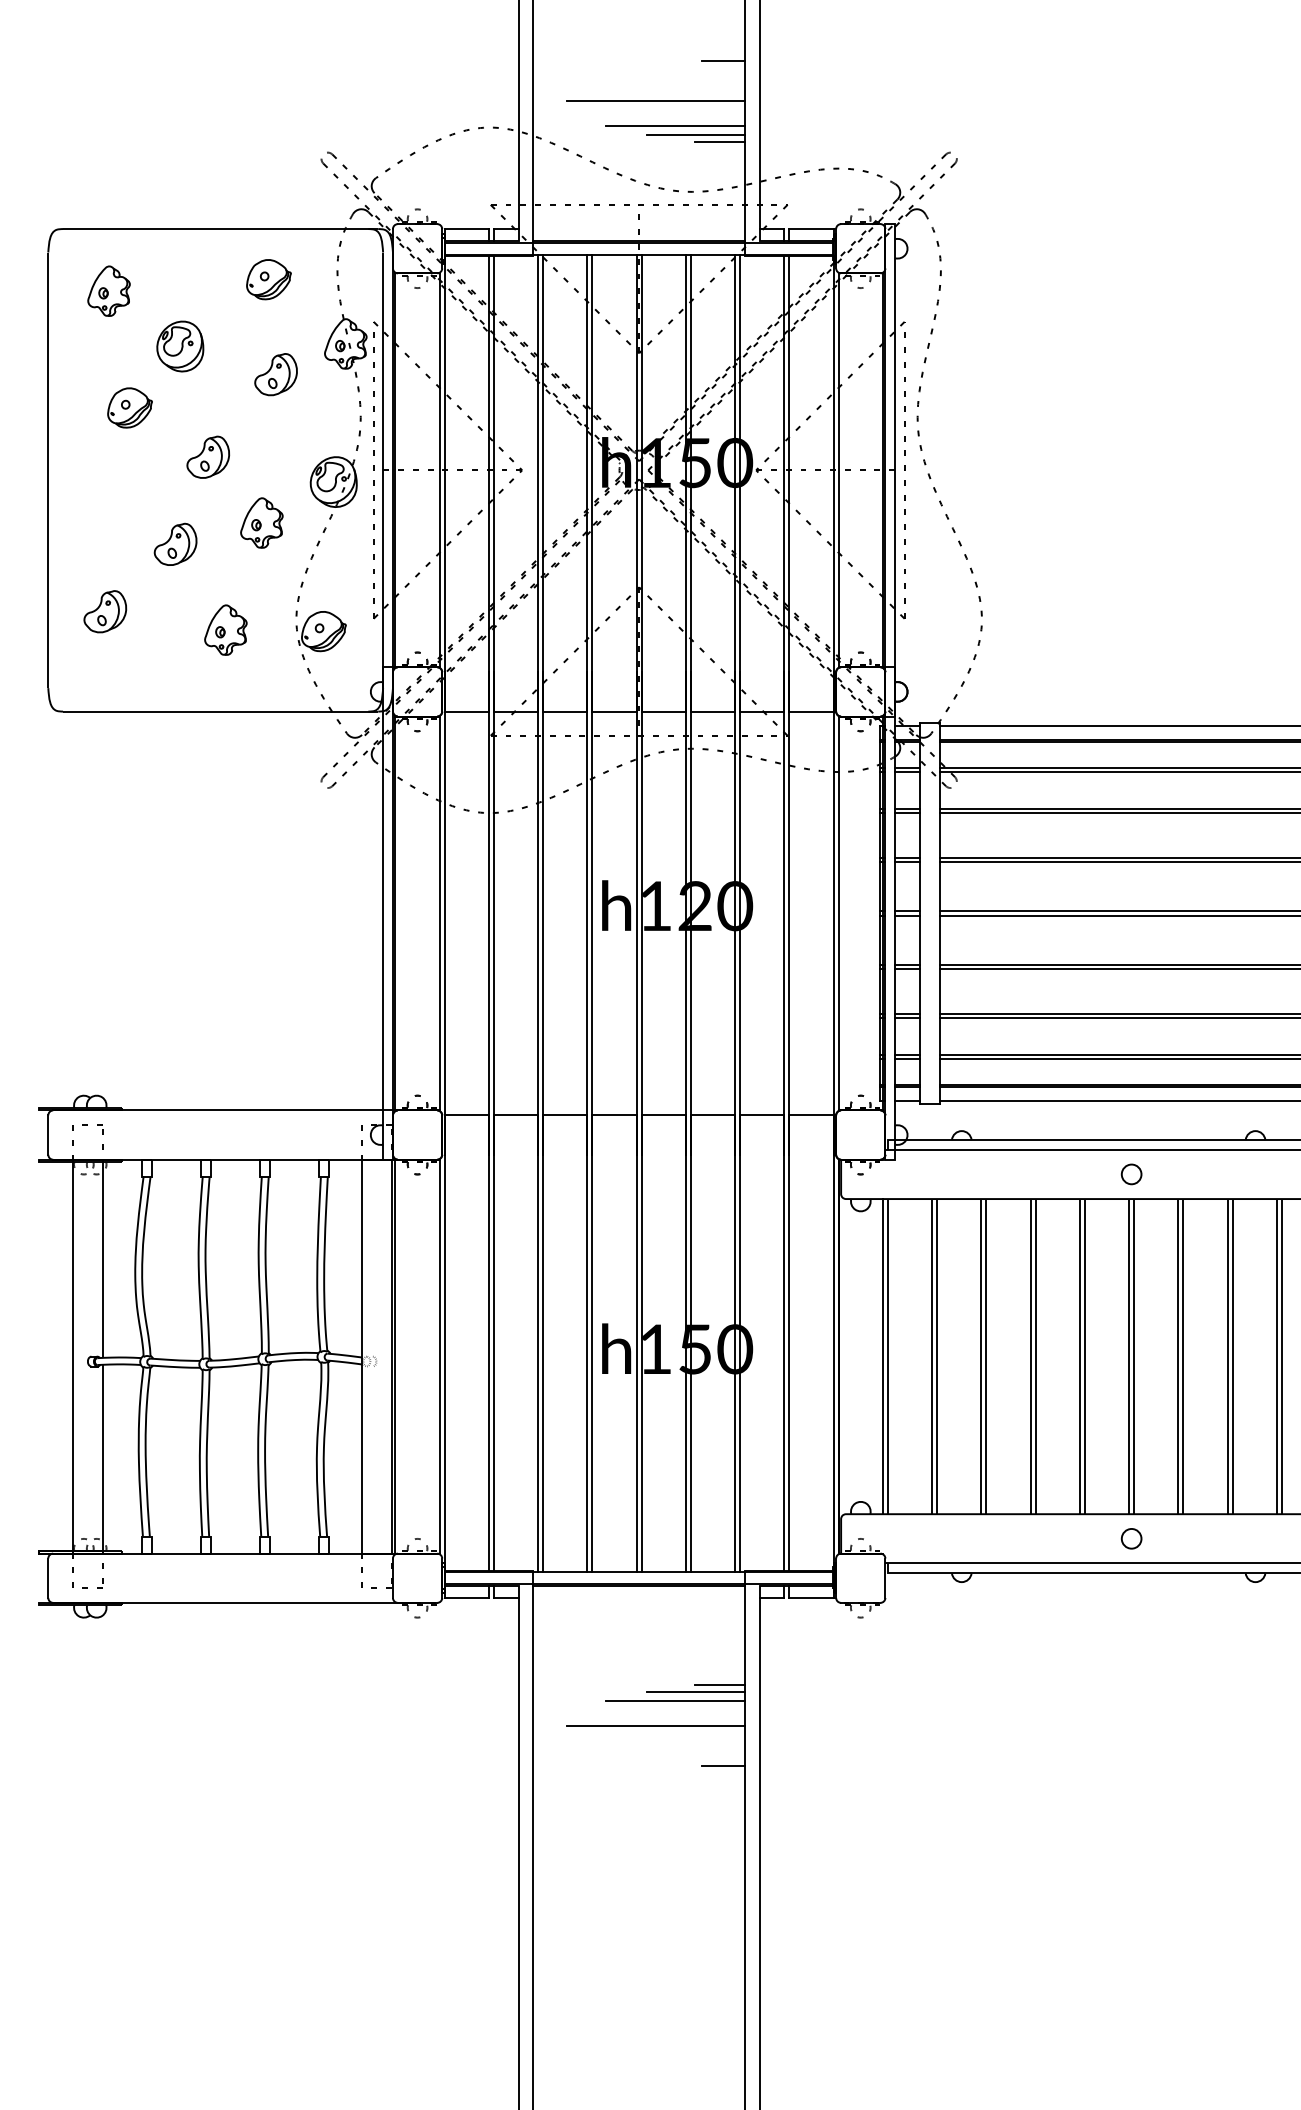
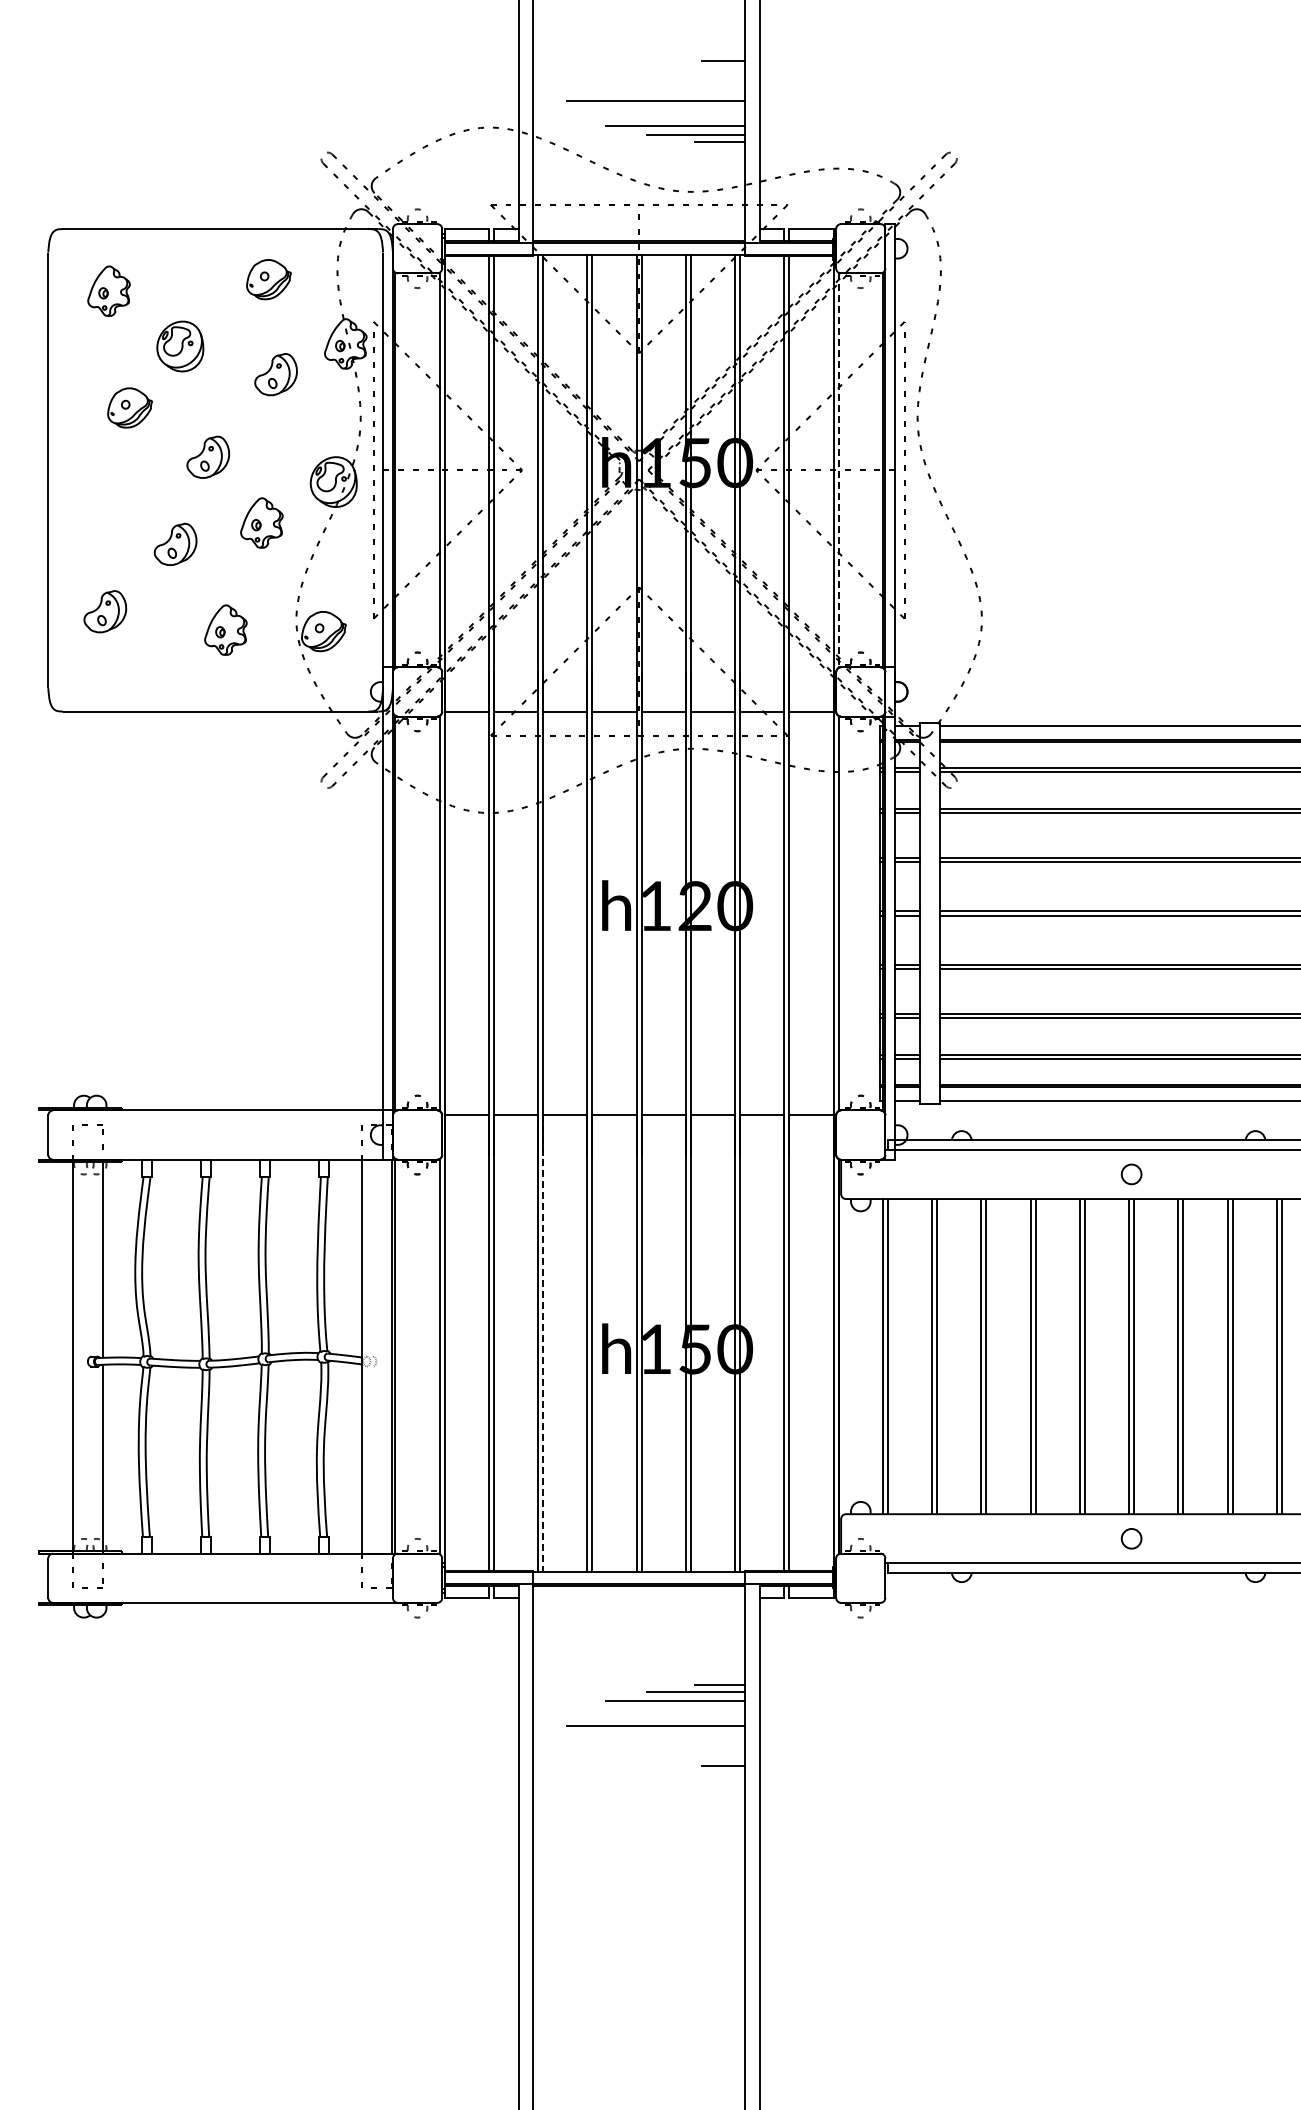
line: solid -> dashed (838, 470)
line: solid -> dashed (543, 1344)
